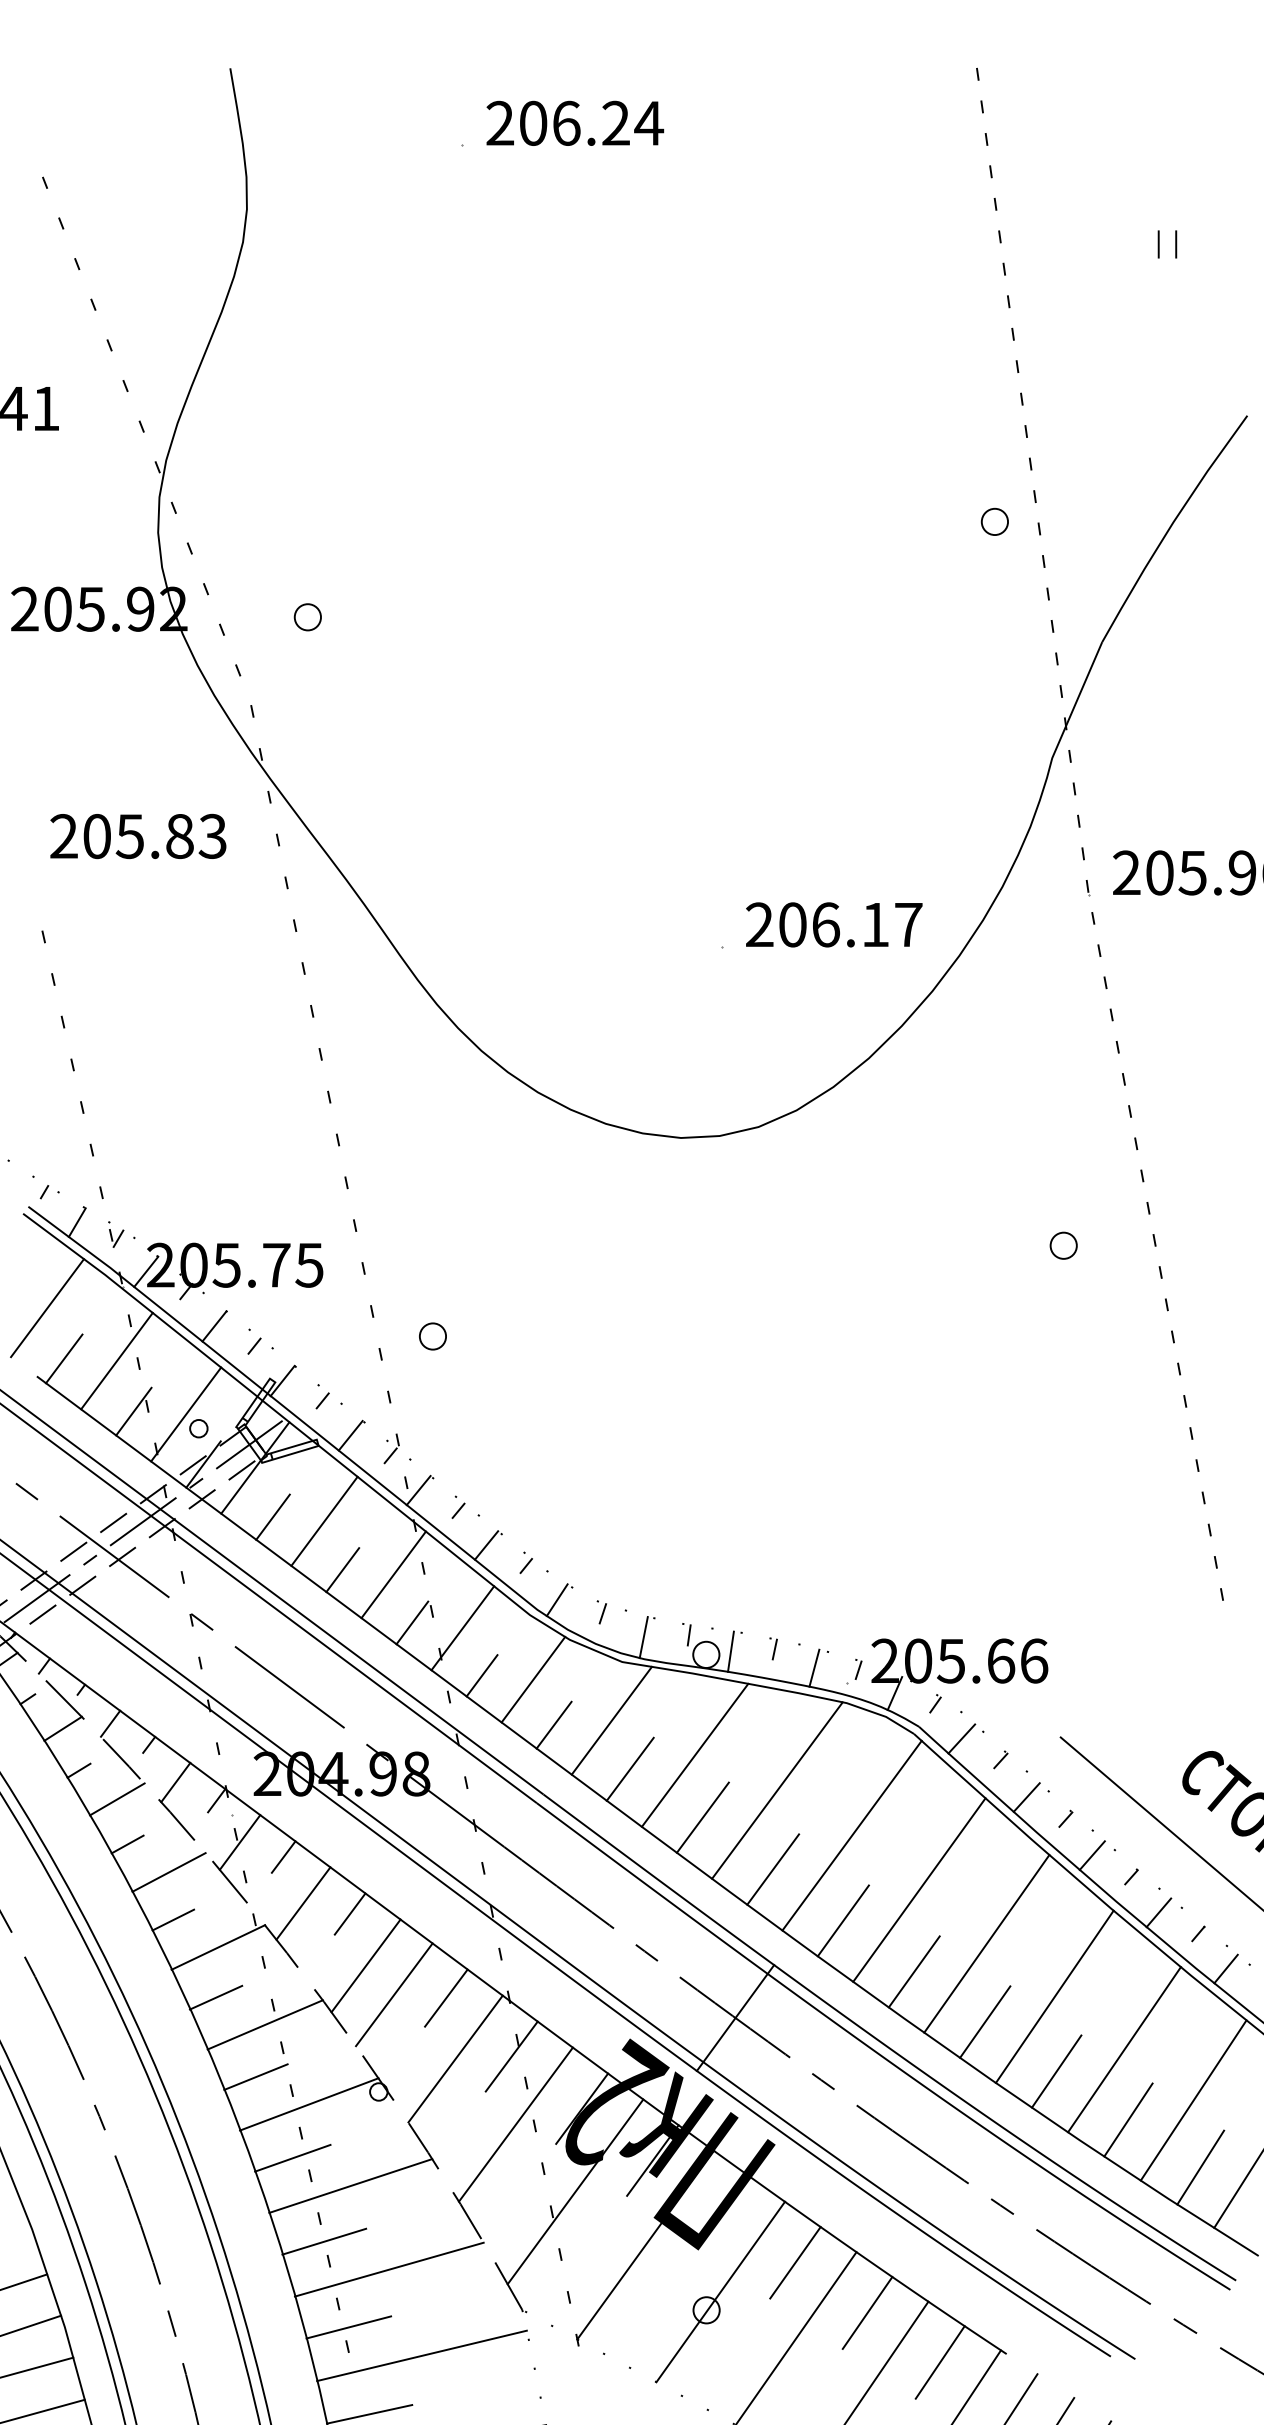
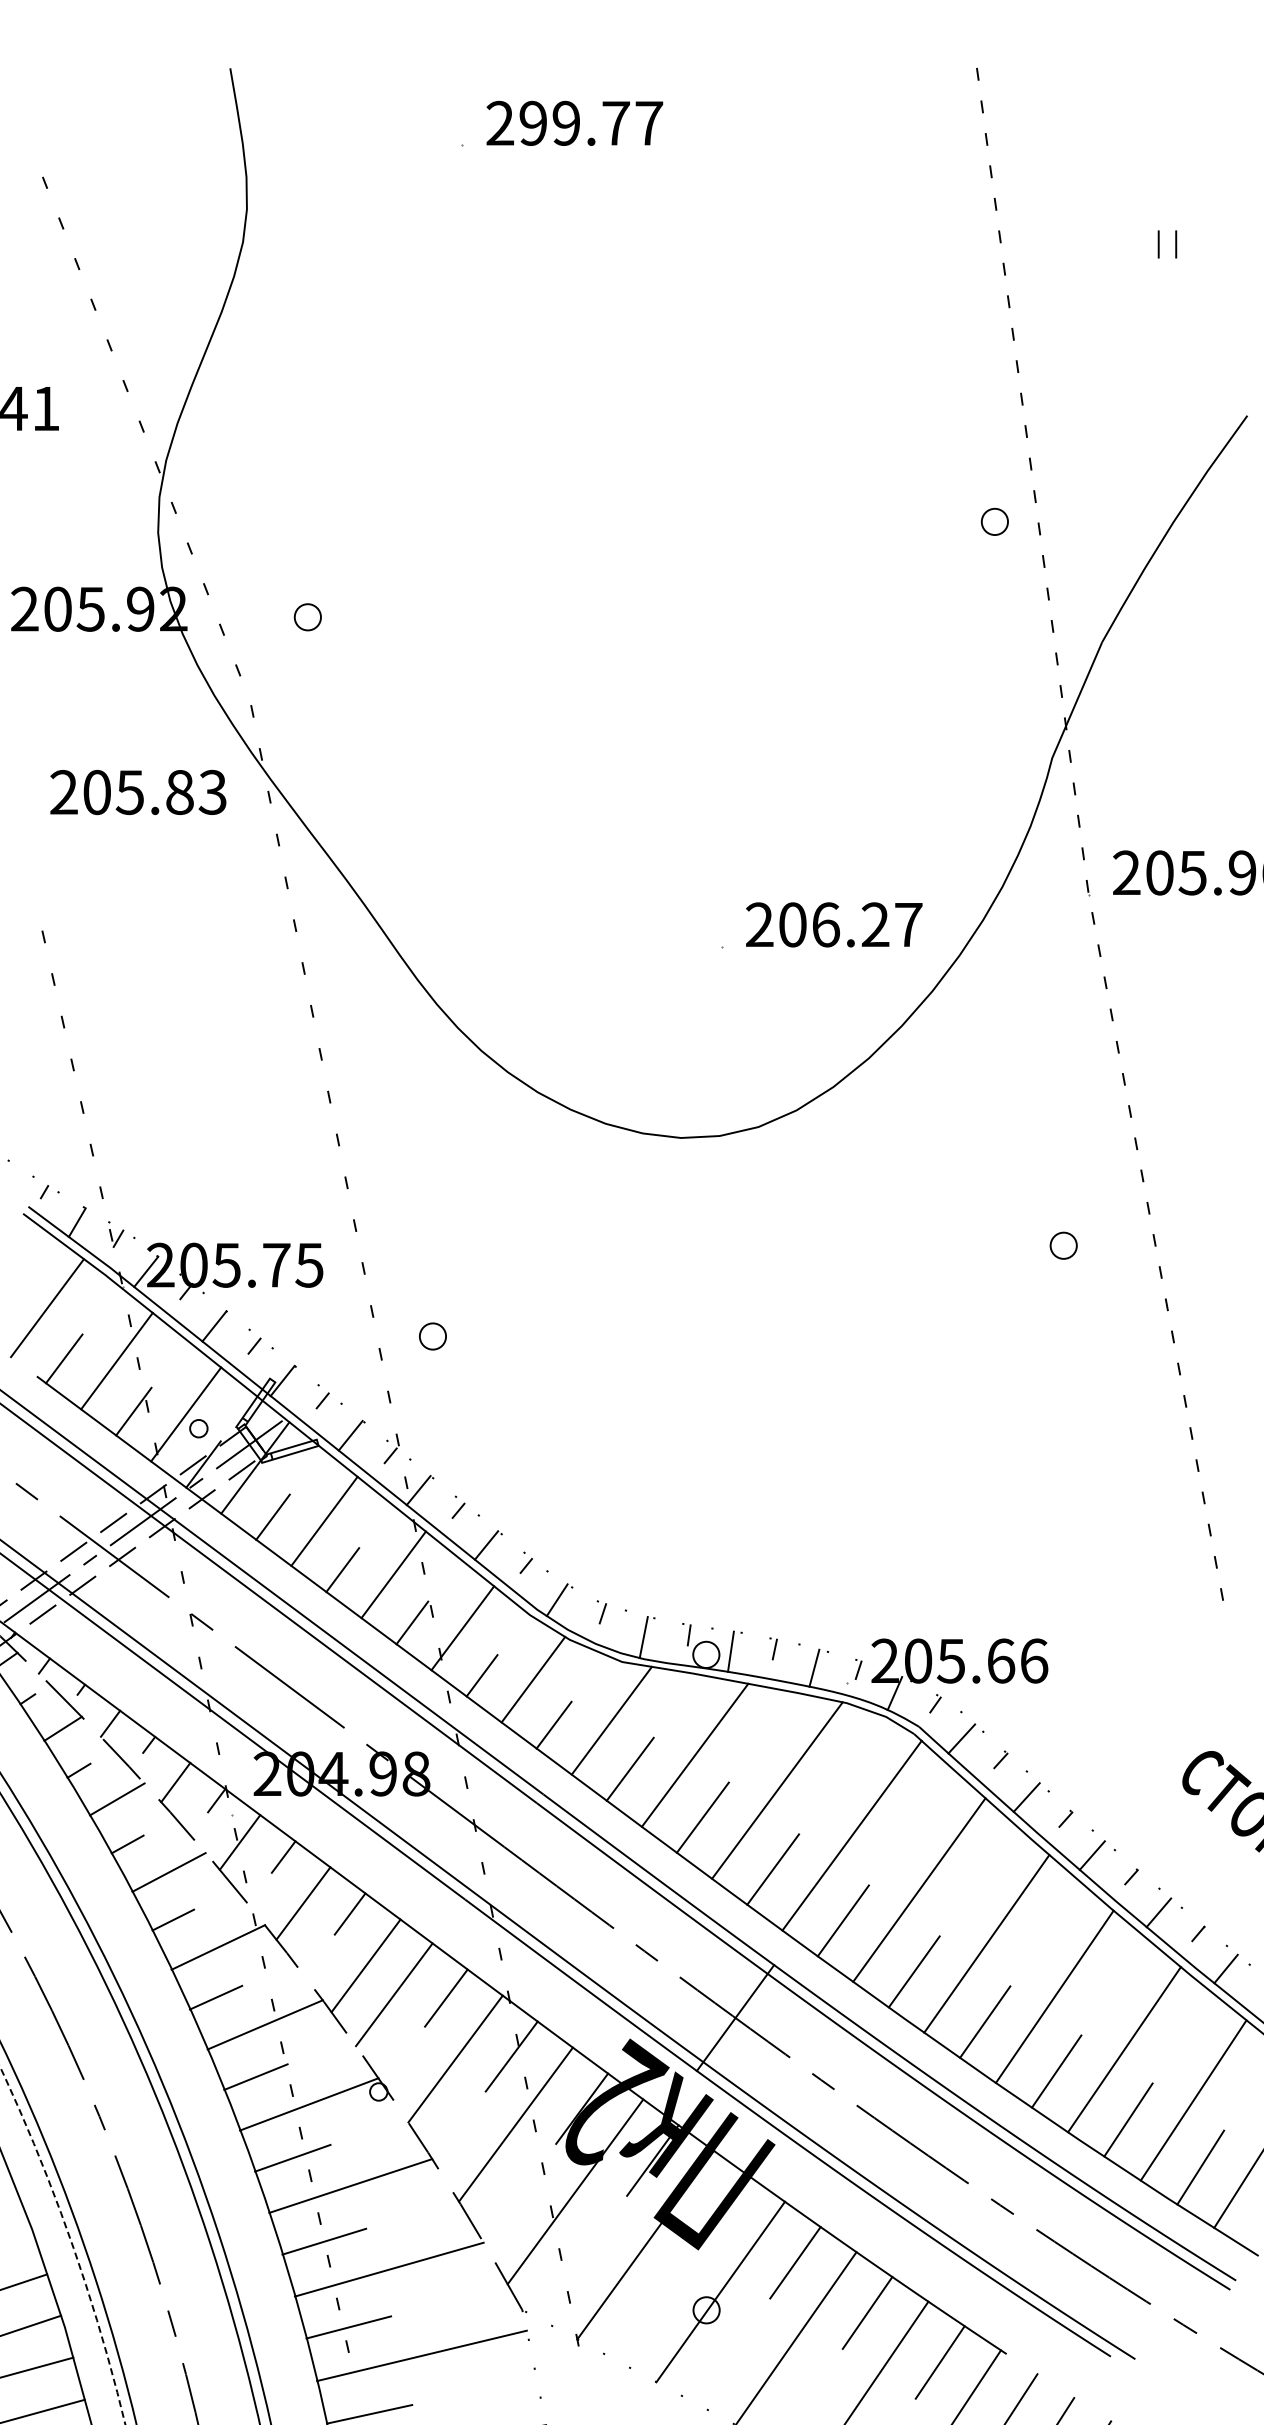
text: 206.24 -> 299.77 (591, 122)
text position: (138, 836) -> (138, 792) (138, 792)
text: 206.17 -> 206.27 (875, 924)
line: present -> none (1160, 1822)
arc: solid -> dashed (71, 2242)
